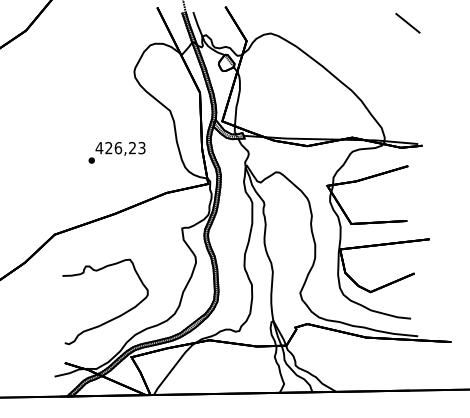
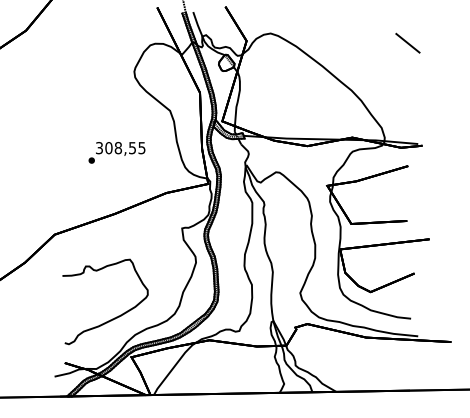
line position: (407, 22) -> (407, 42) (407, 42)
text: 426,23 -> 308,55 (120, 148)
